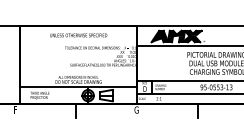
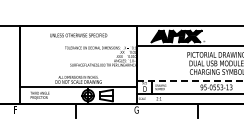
line: solid -> dashed (190, 80)
